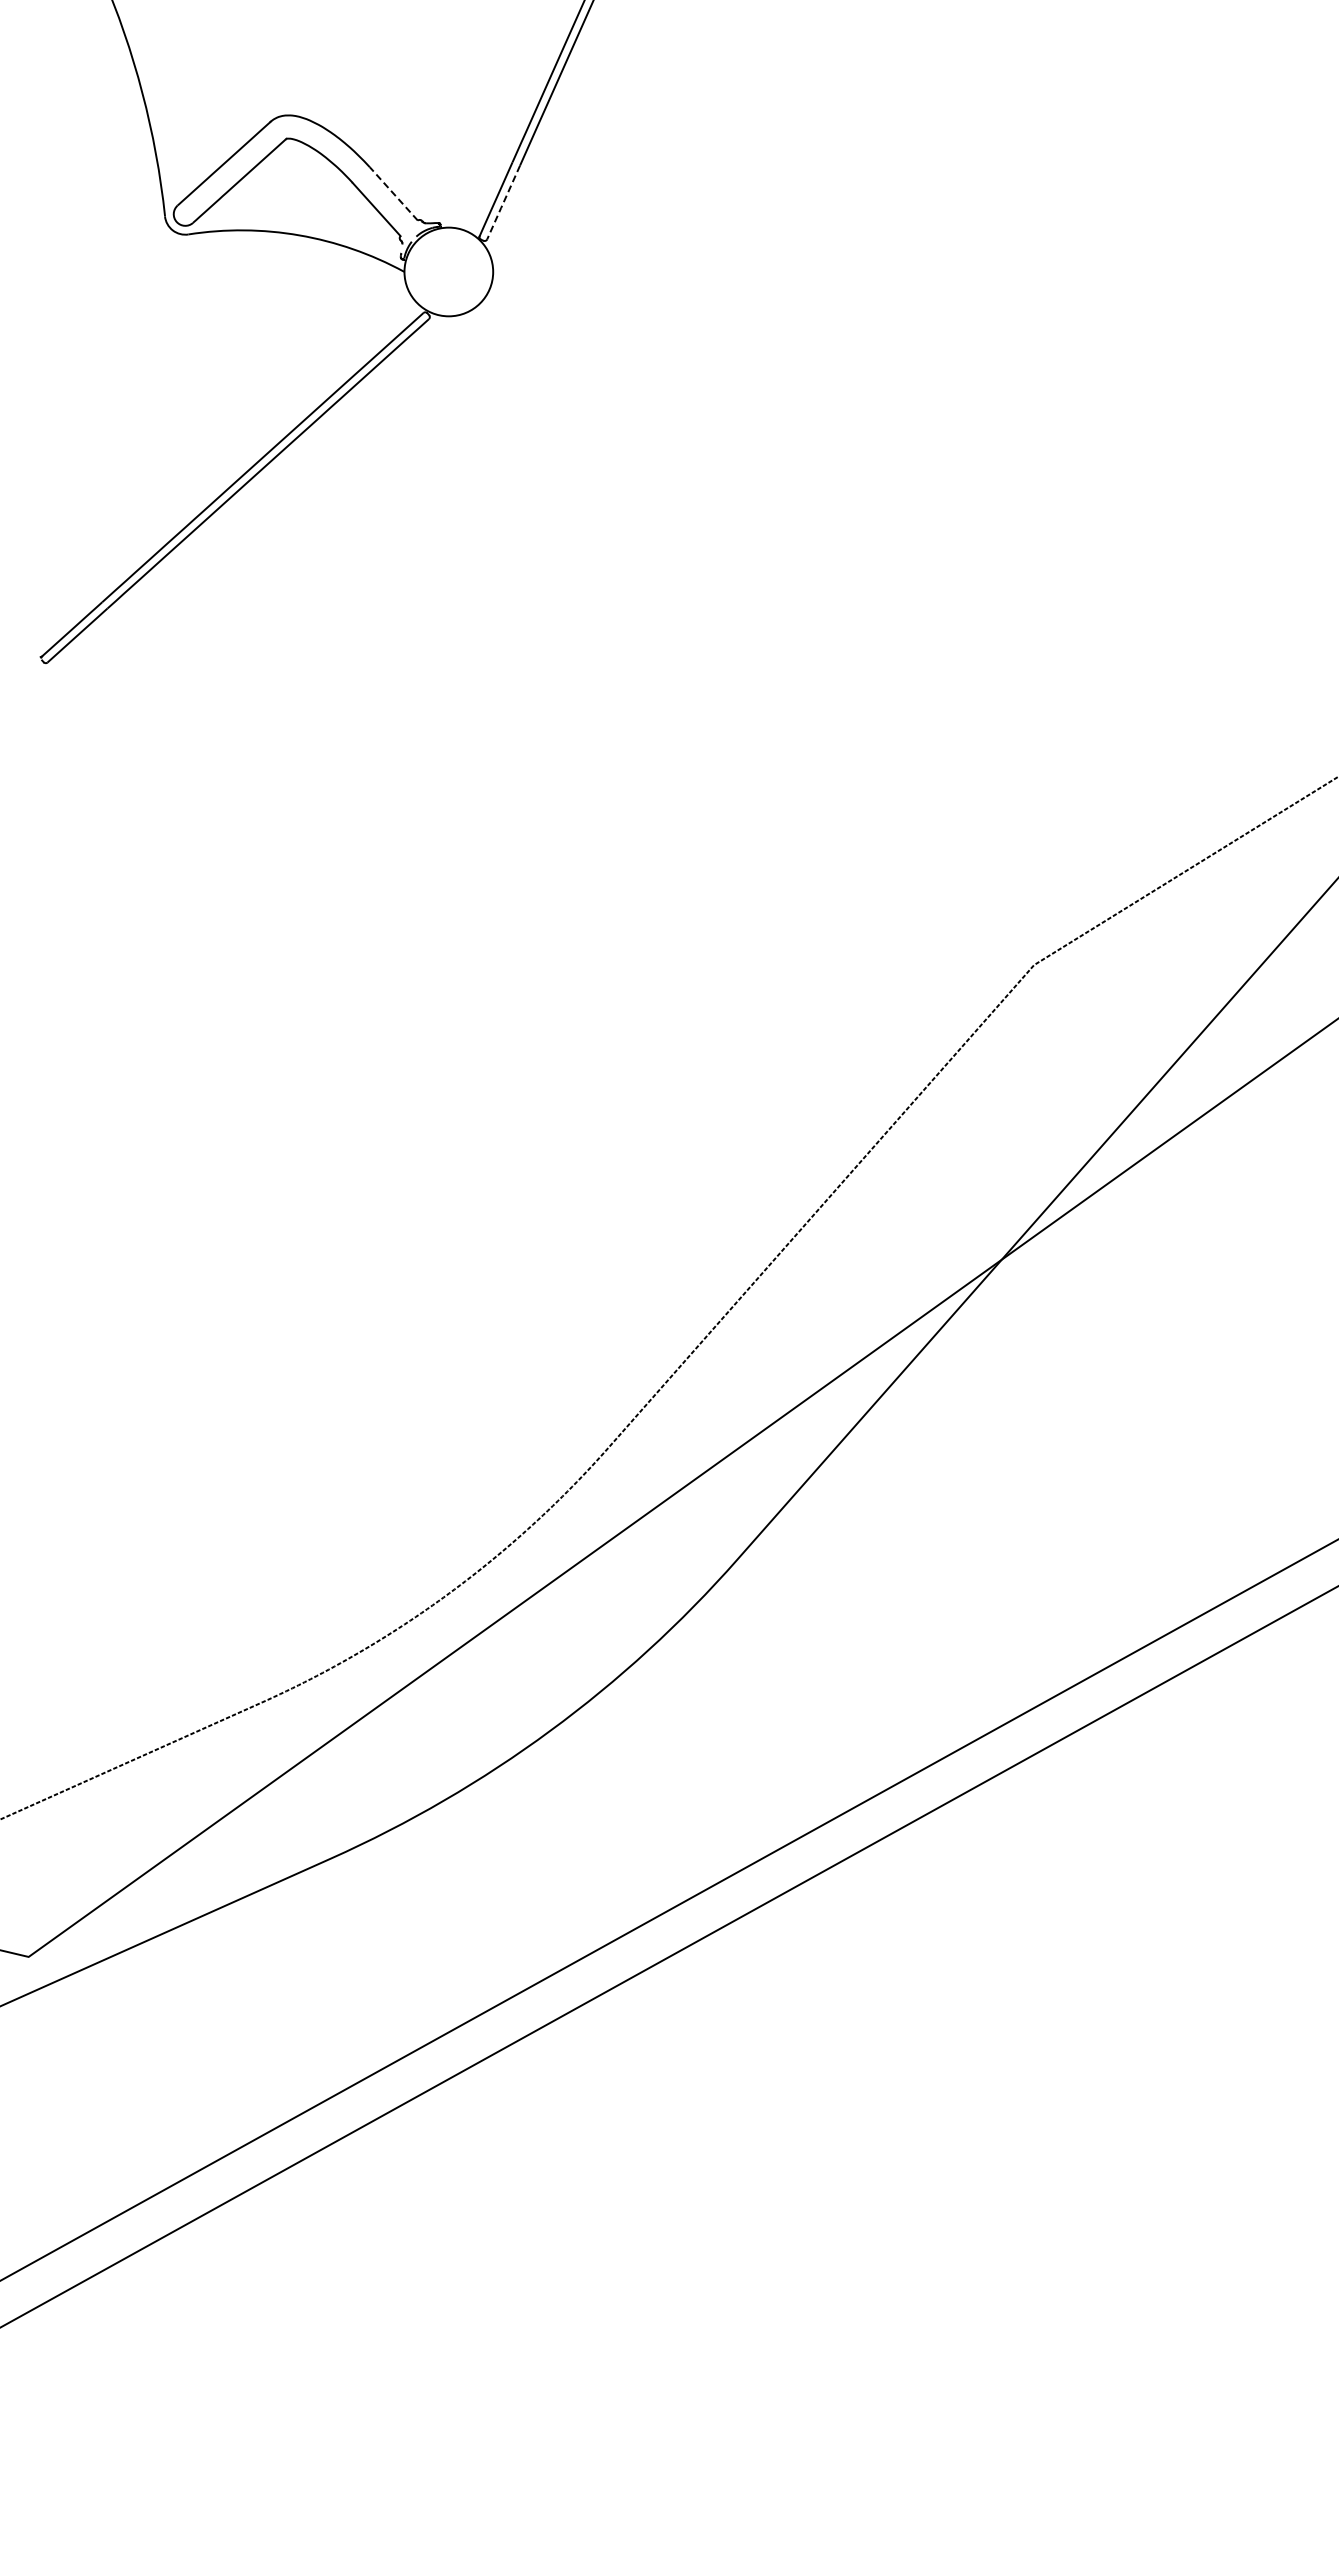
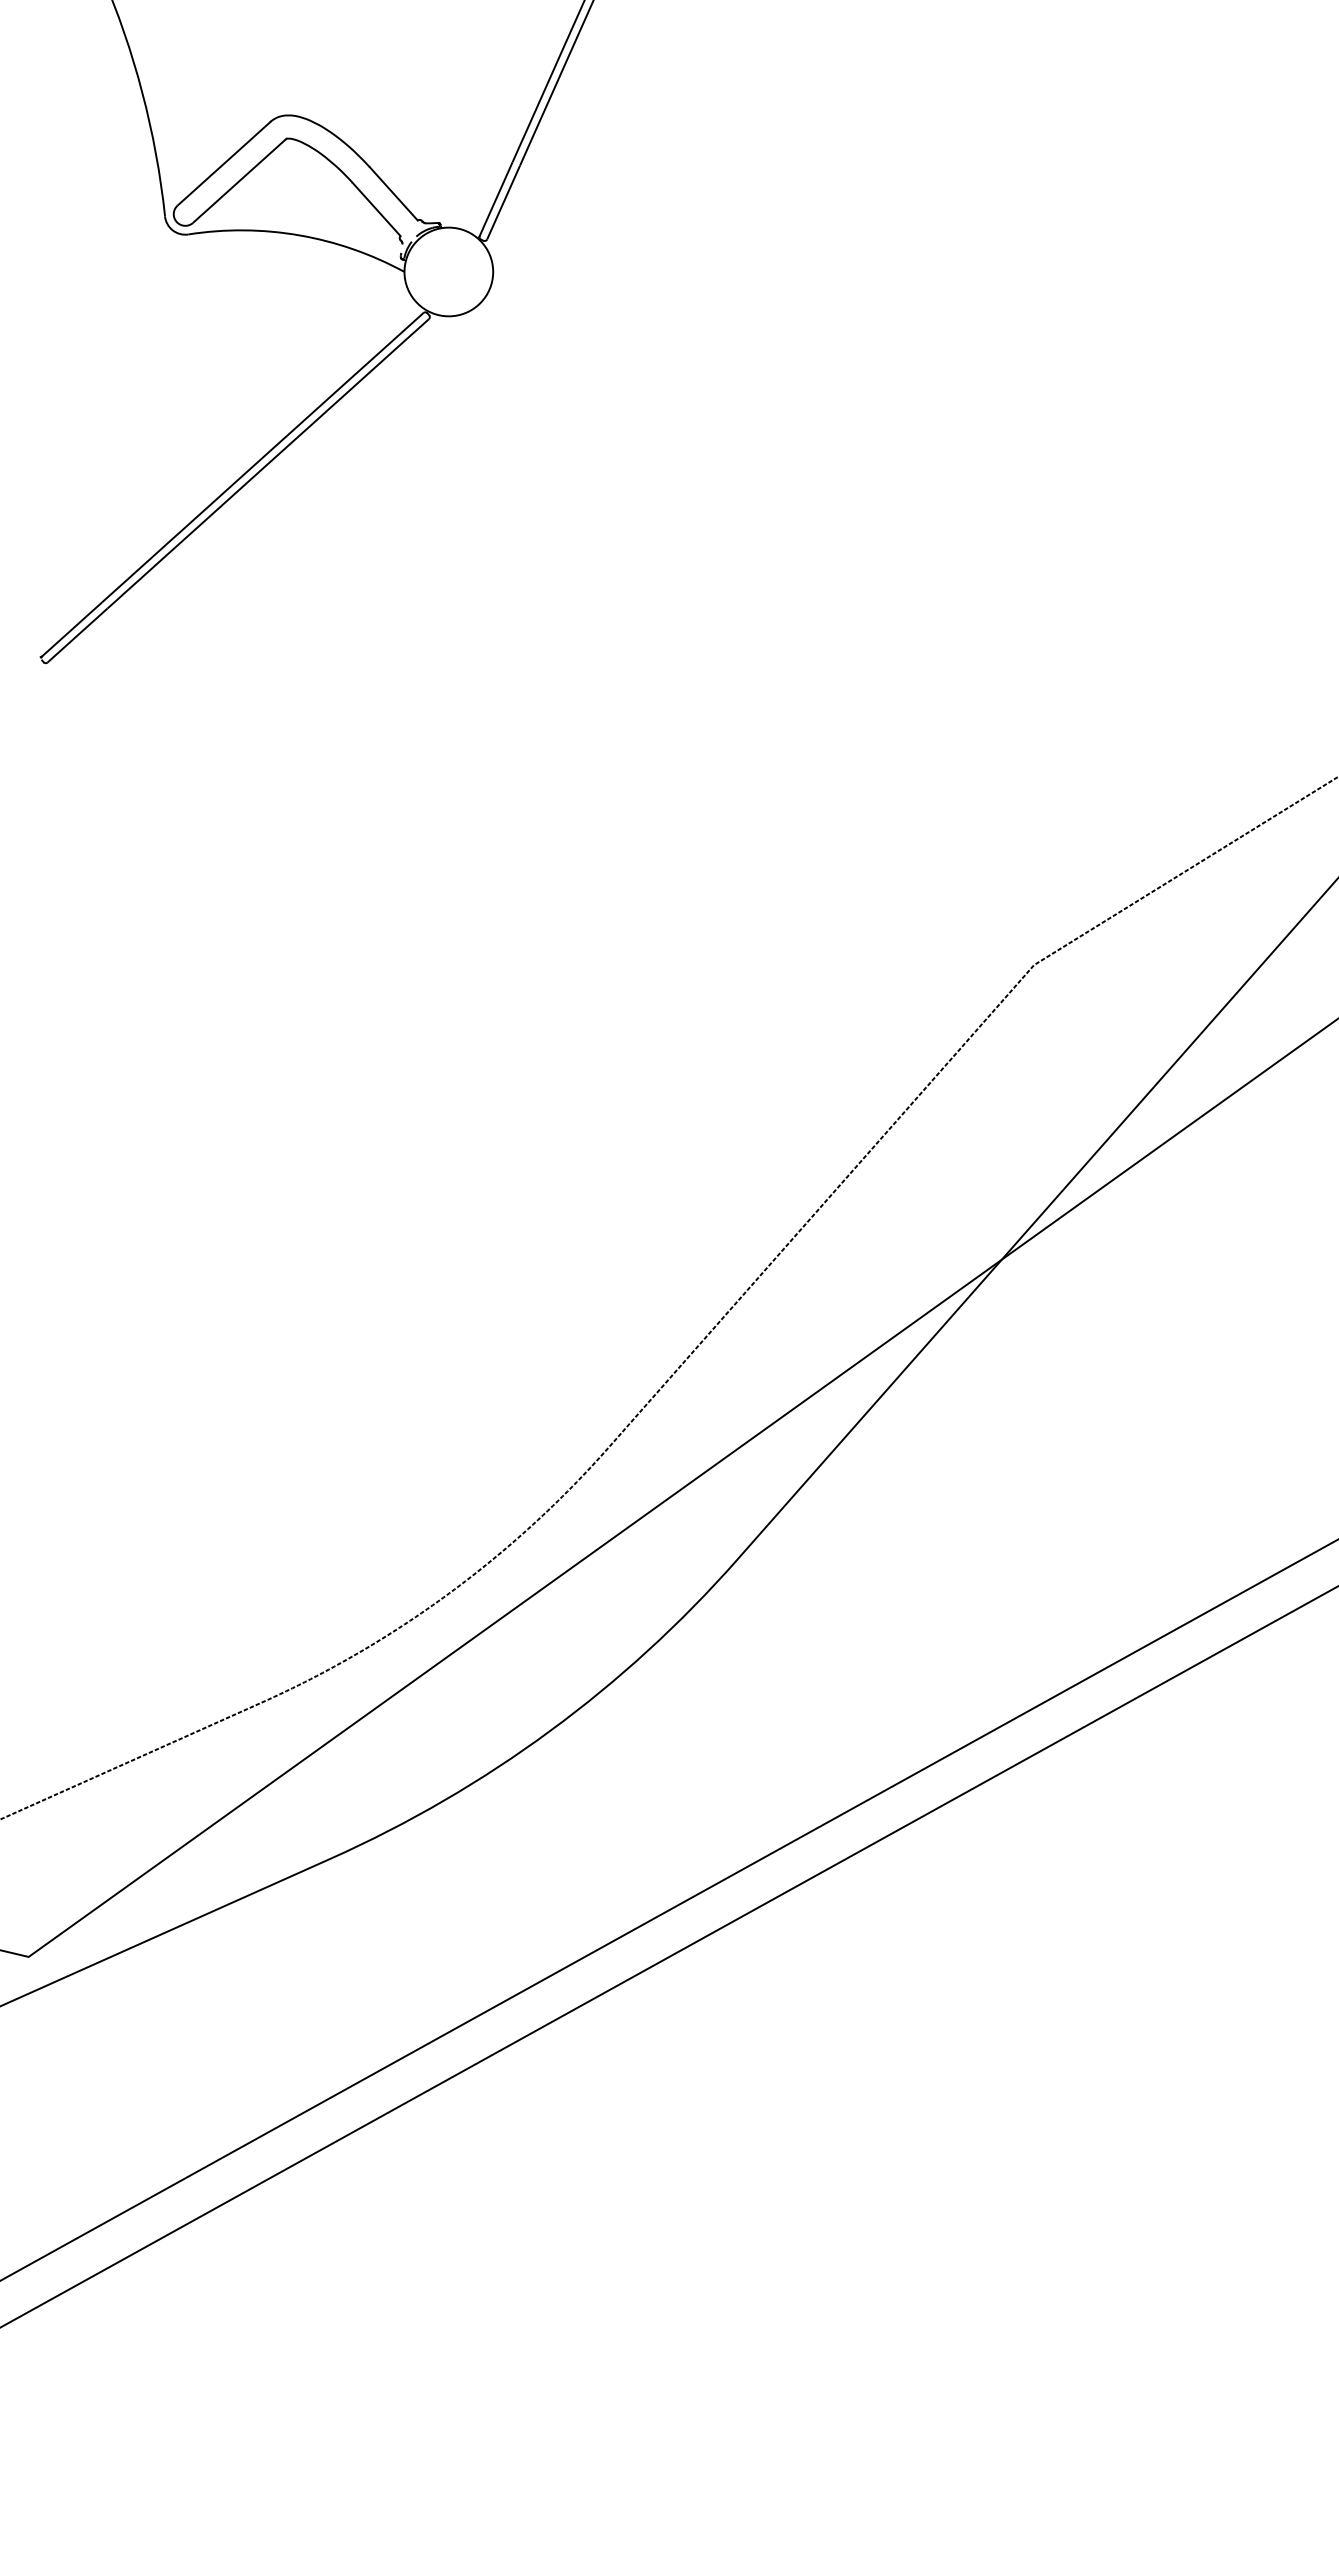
line: dashed -> solid (393, 193)
line: dashed -> solid (503, 203)
